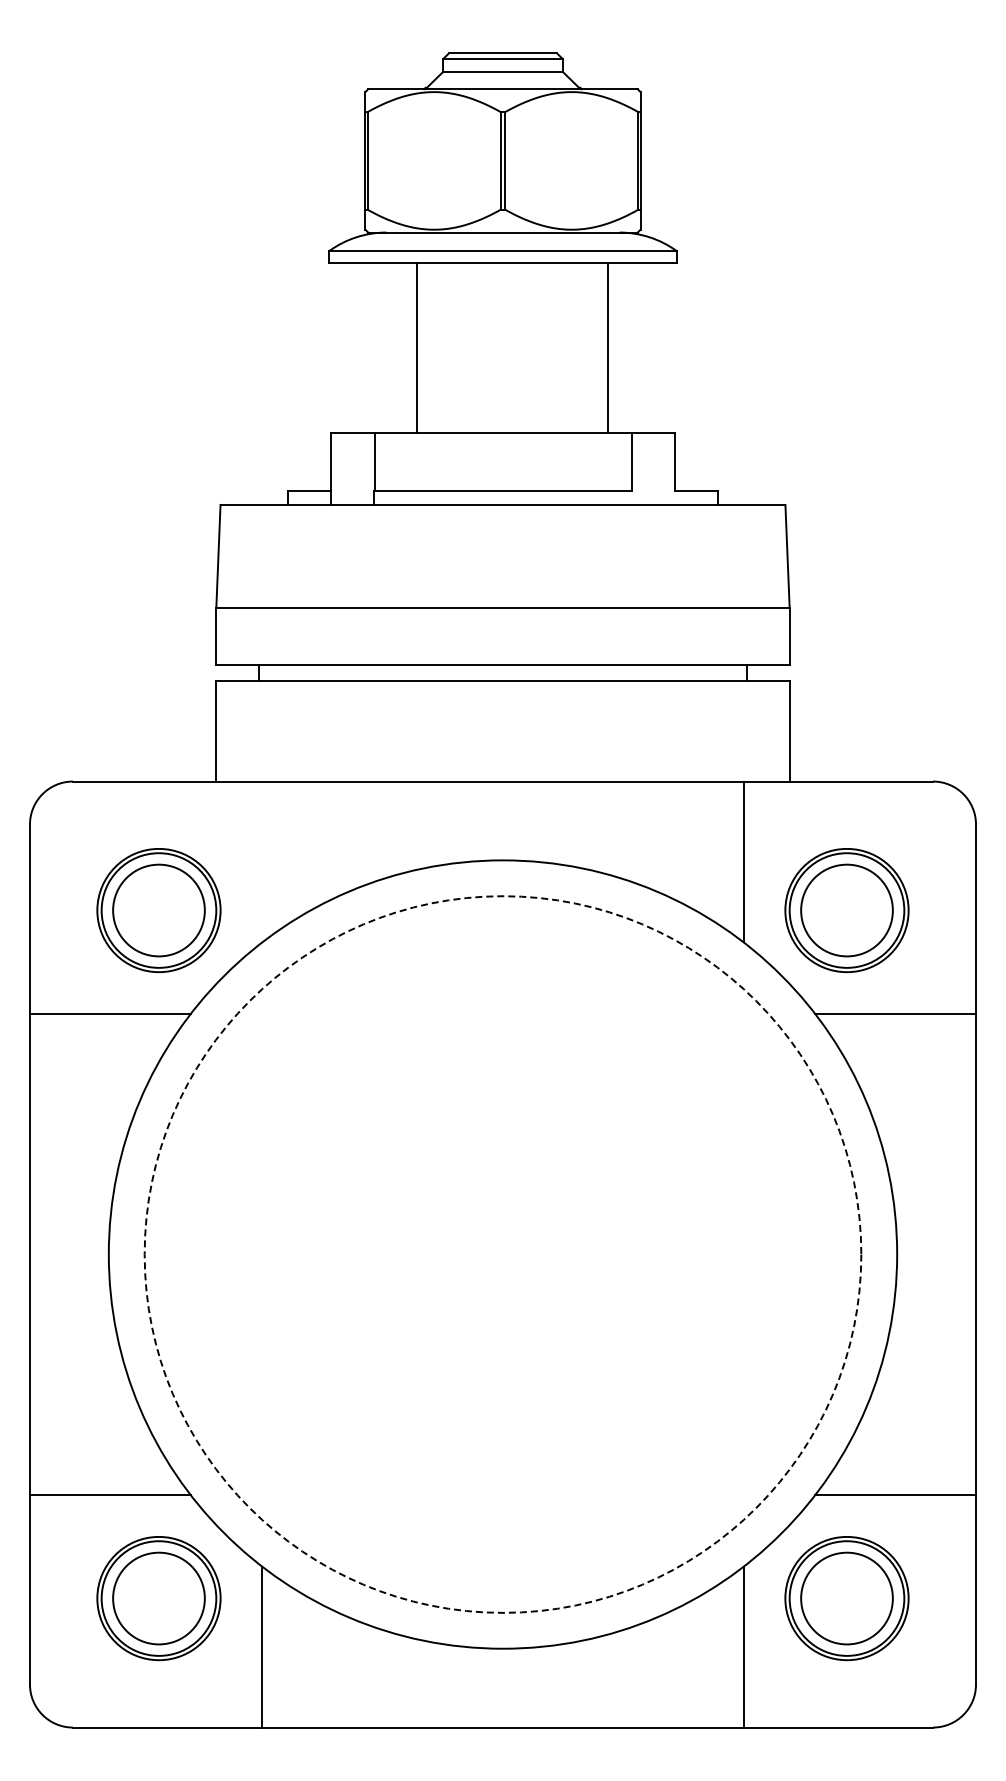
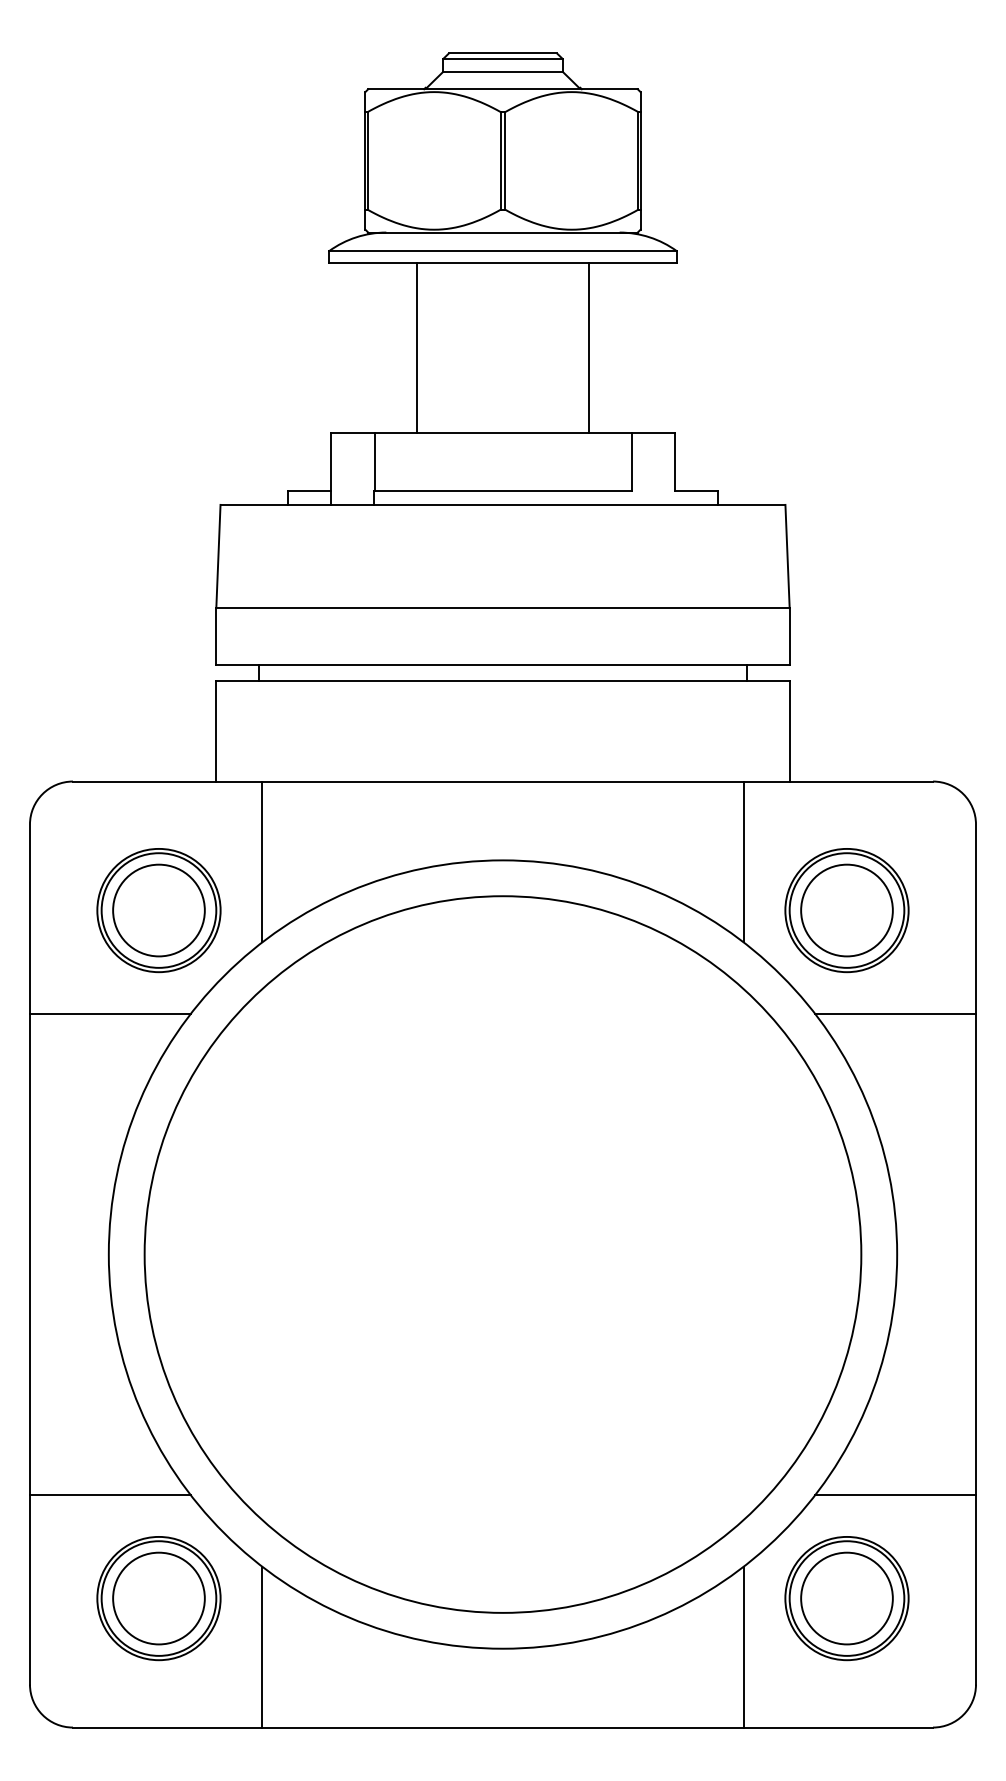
line position: (608, 347) -> (589, 347) (589, 347)
line: none -> present (262, 861)
circle: dashed -> solid (502, 1254)
